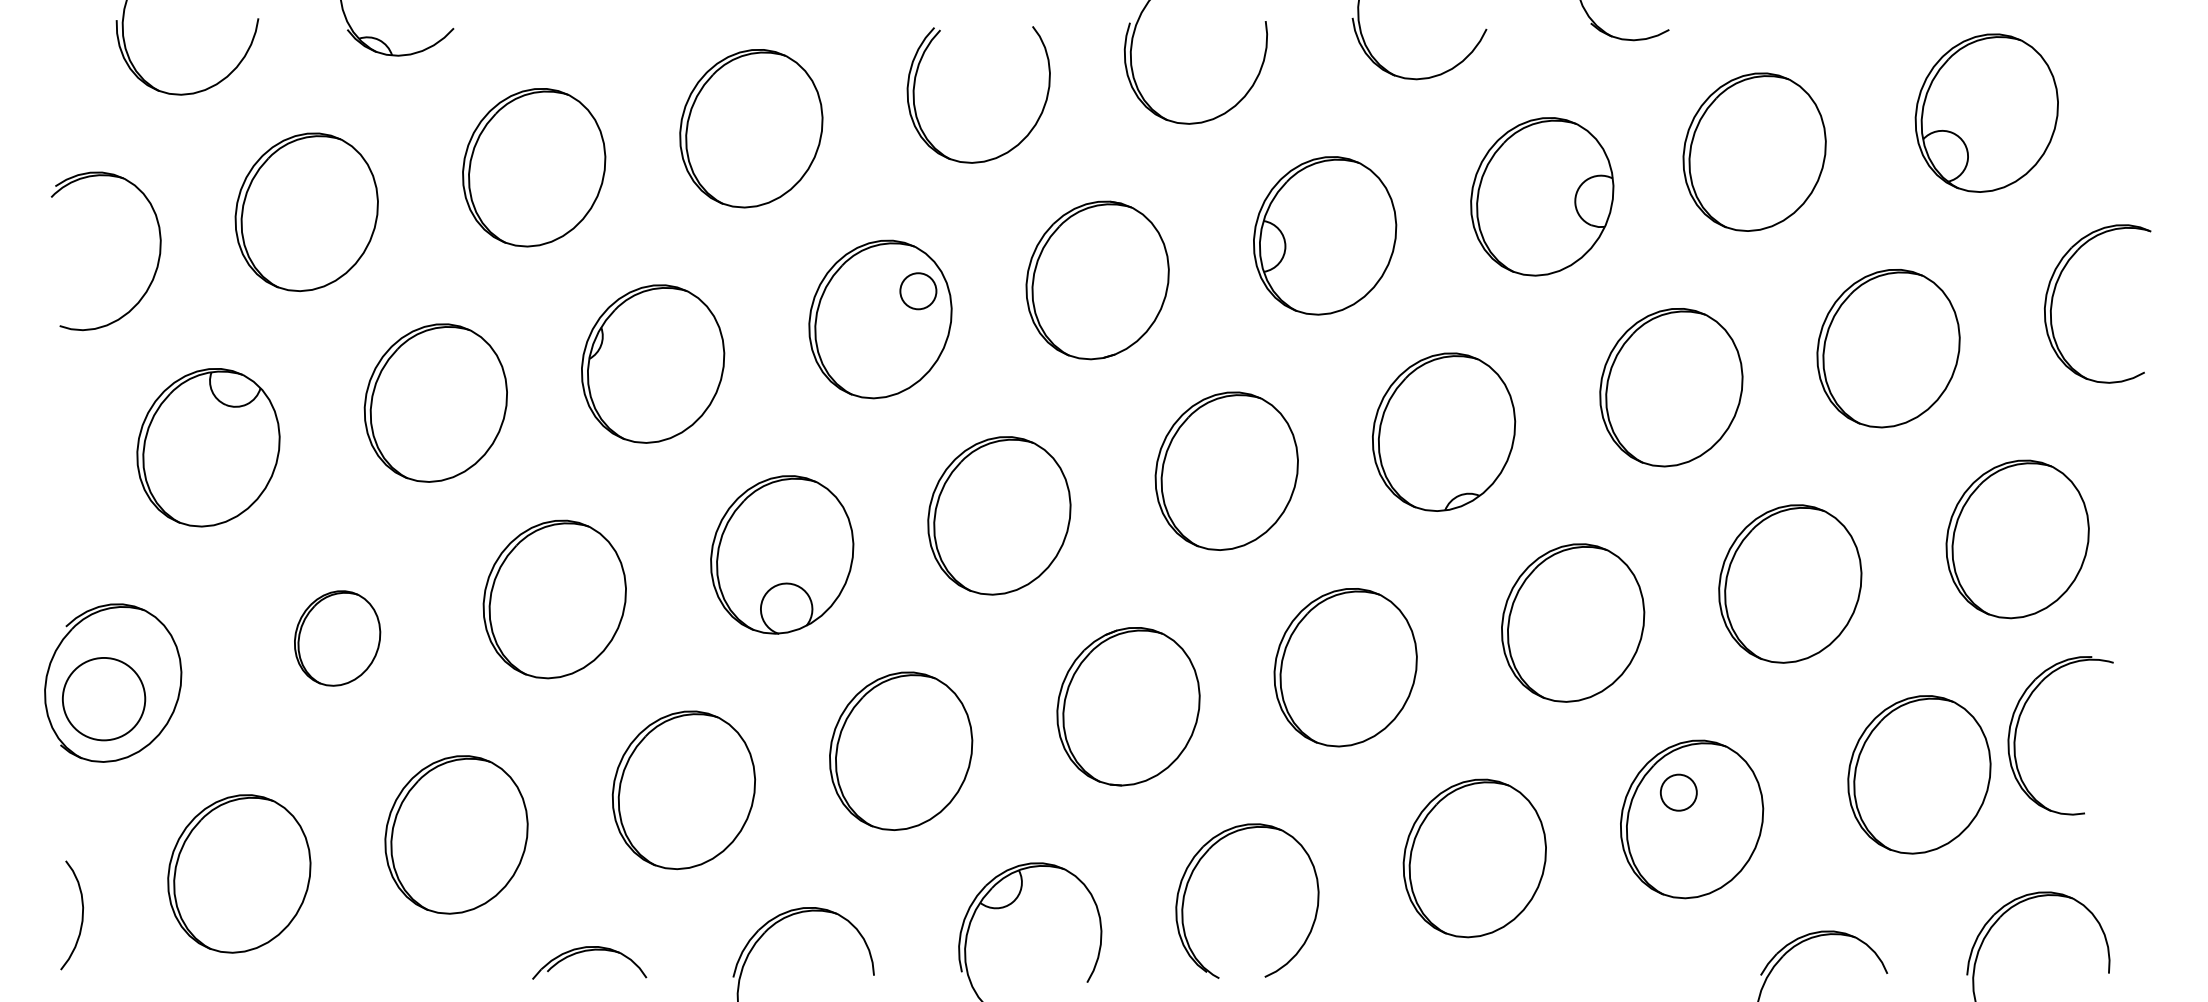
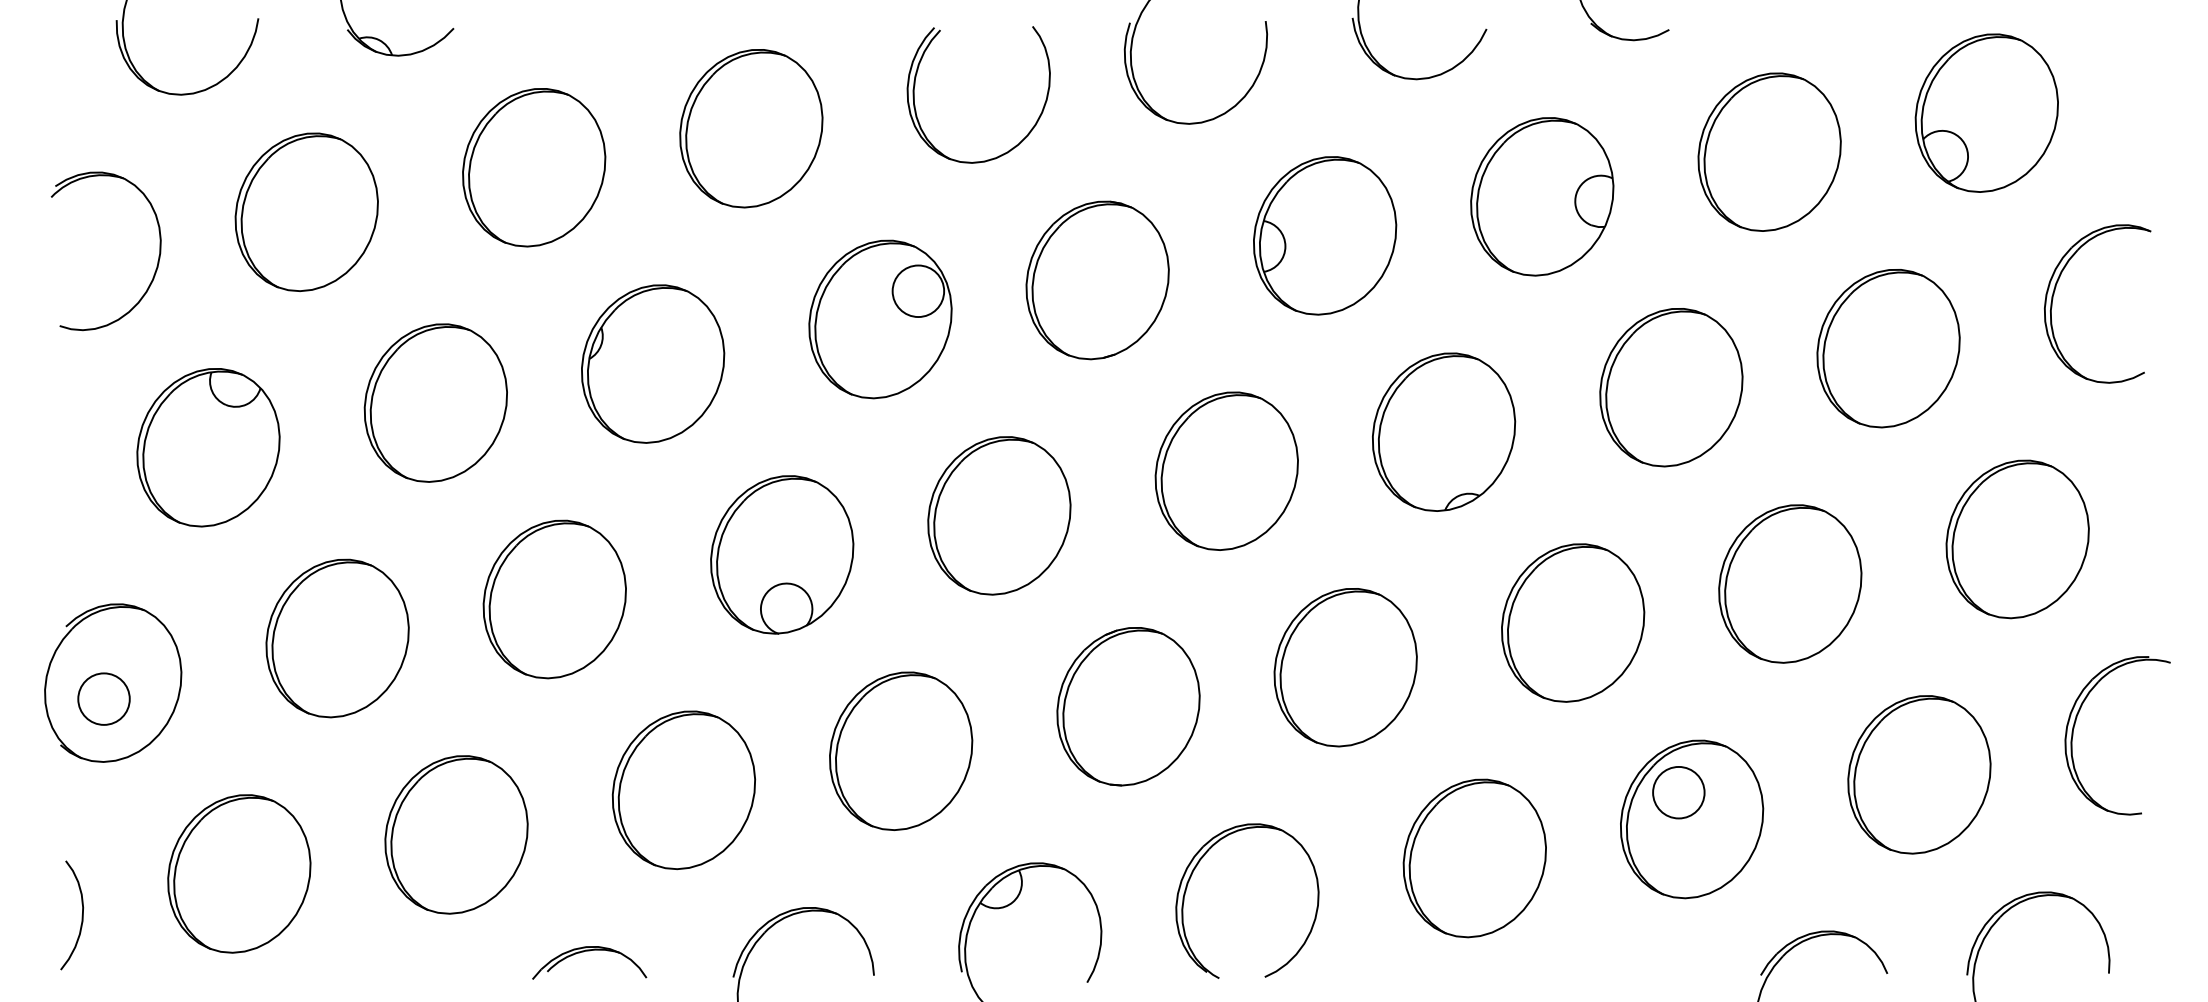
part position: (1754, 151) -> (1769, 151) (1769, 151)
circle diameter: 36 px -> 52 px (918, 291)
part size: 88x97 px -> 145x161 px (337, 638)
circle diameter: 82 px -> 52 px (103, 698)
part position: (2019, 721) -> (2076, 721) (2076, 721)
circle diameter: 36 px -> 52 px (1678, 792)
